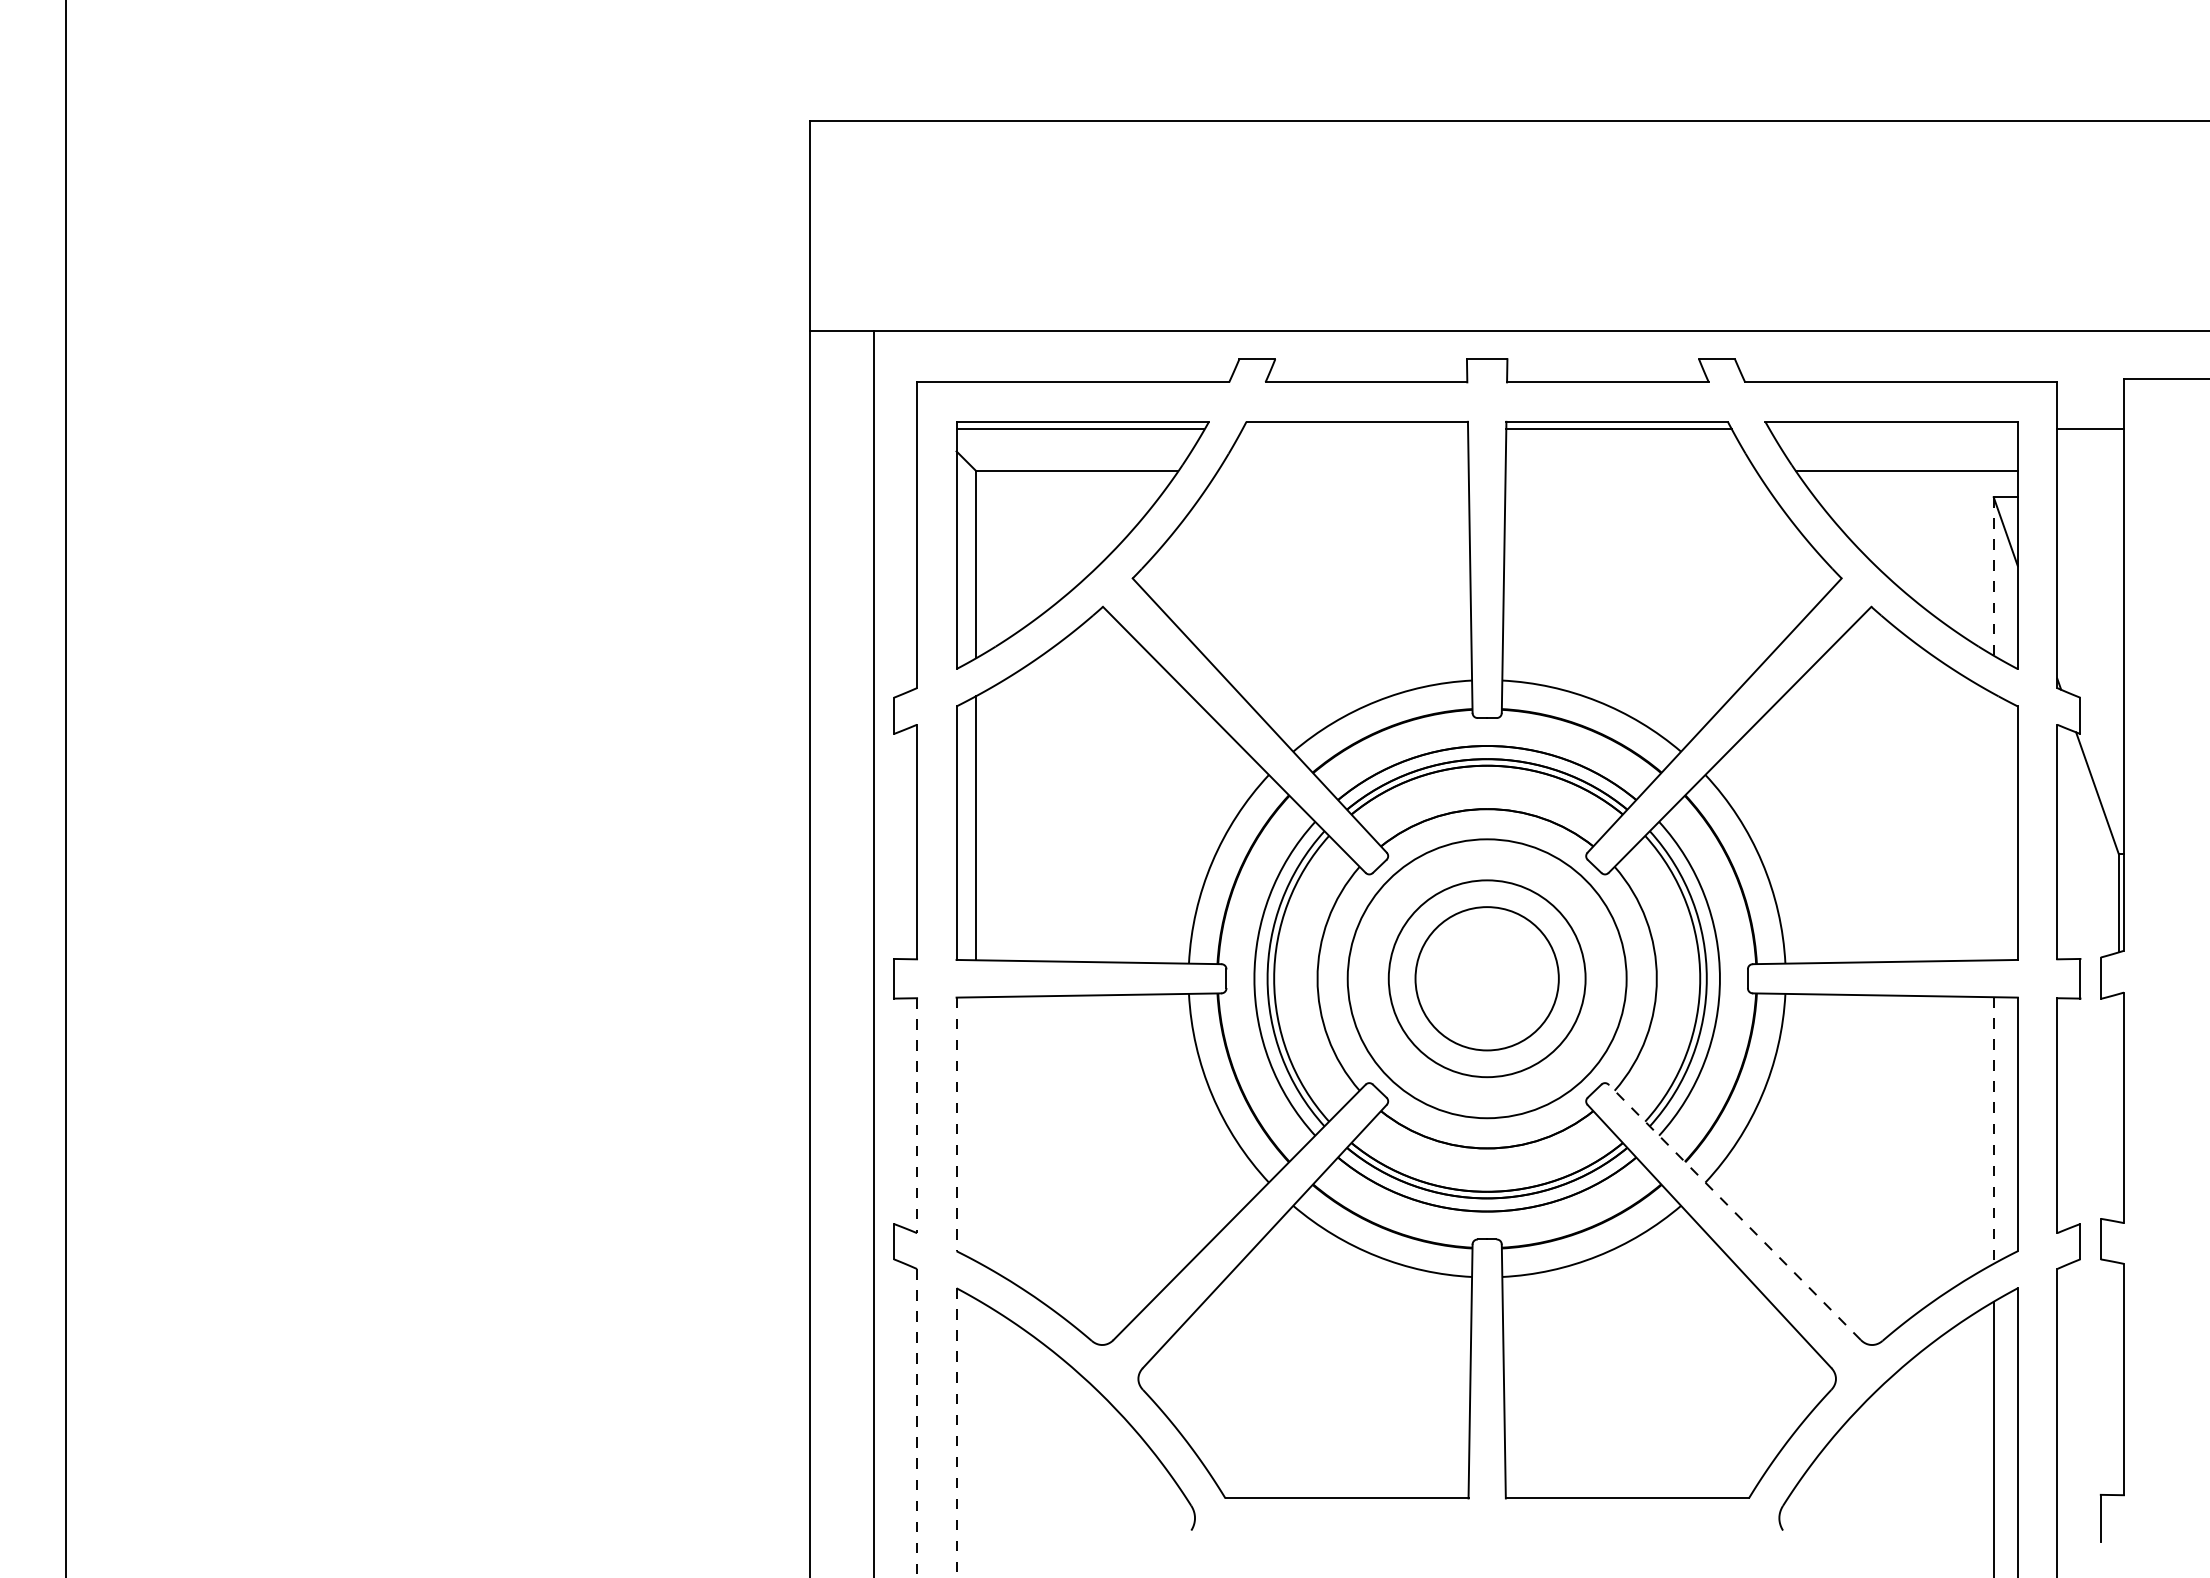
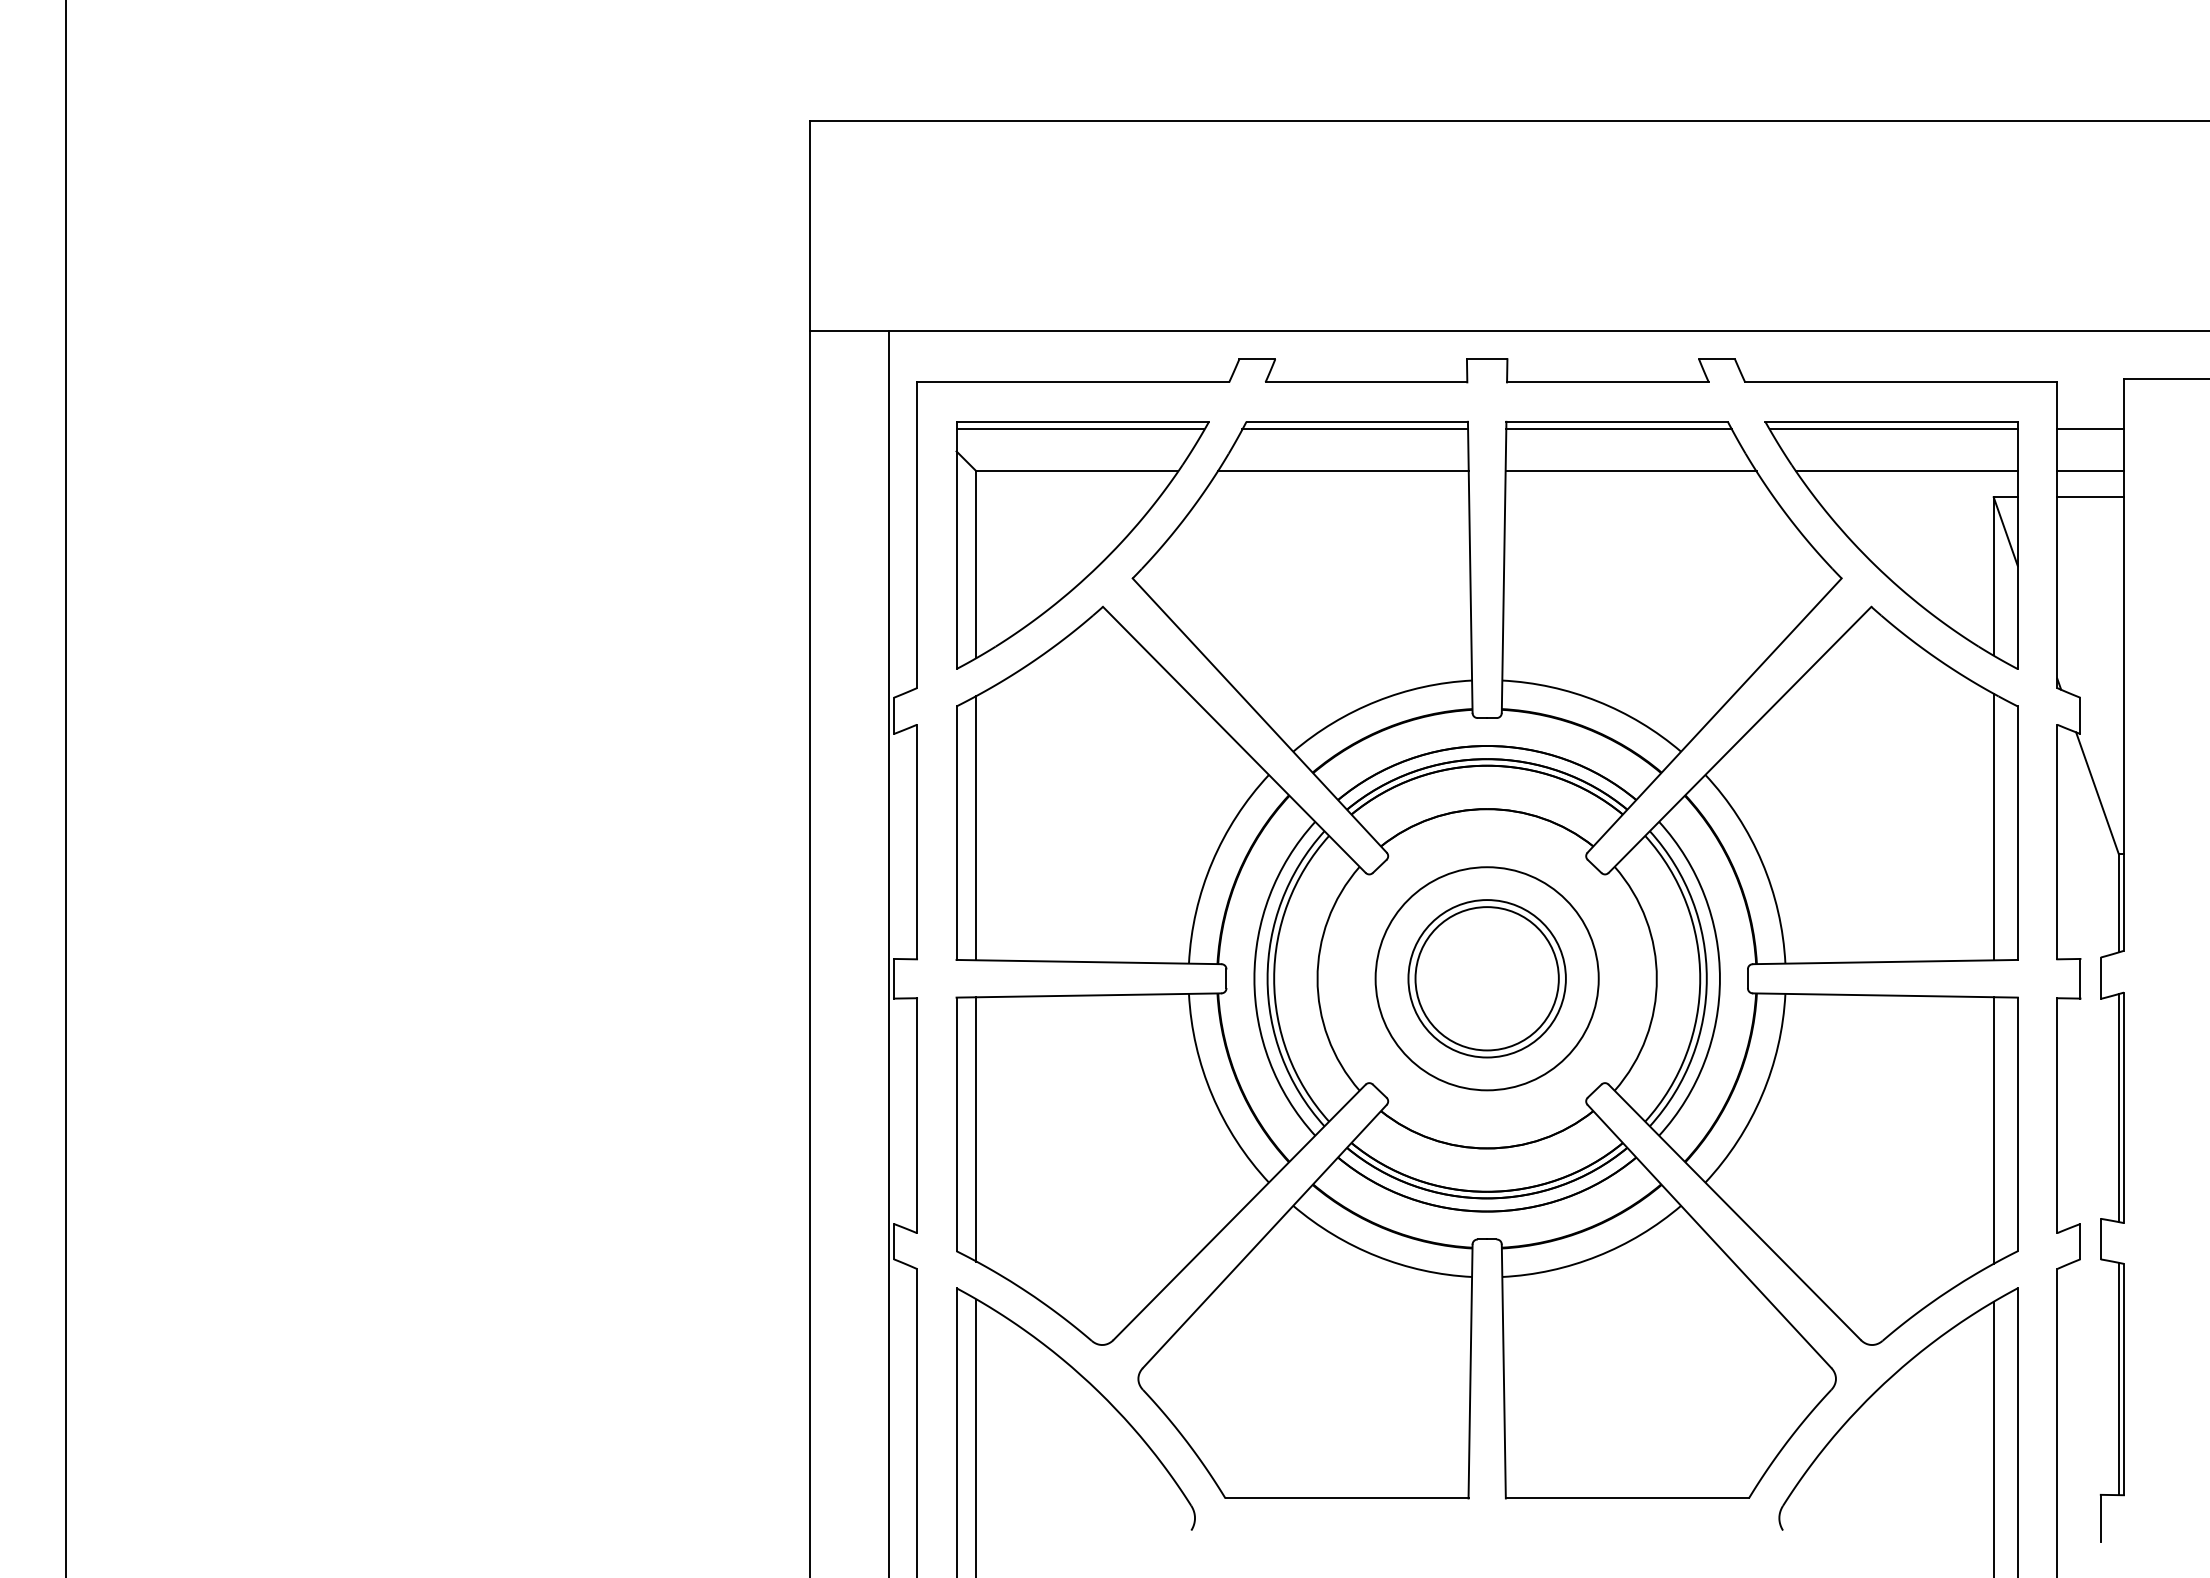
line: none -> present (1355, 429)
line: none -> present (1893, 429)
line: none -> present (1342, 470)
line: none -> present (1630, 470)
line: none -> present (2090, 470)
line: none -> present (2090, 497)
line: dashed -> solid (1993, 576)
line: none -> present (1993, 826)
line position: (873, 952) -> (888, 952) (888, 952)
circle diameter: 197 px -> 157 px (1486, 978)
circle diameter: 279 px -> 223 px (1486, 978)
line: none -> present (2118, 1108)
line: dashed -> solid (917, 1116)
line: dashed -> solid (956, 1124)
line: none -> present (976, 1129)
line: dashed -> solid (1993, 1130)
line: dashed -> solid (1734, 1212)
line: none -> present (2118, 1378)
line: dashed -> solid (917, 1423)
line: dashed -> solid (956, 1433)
line: none -> present (976, 1436)
